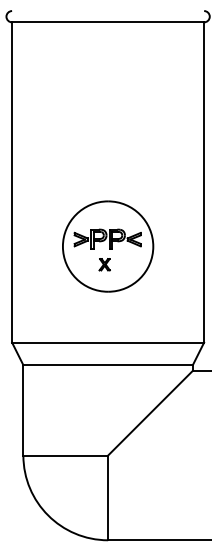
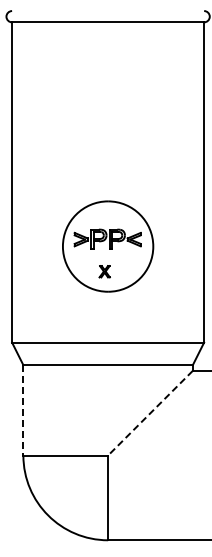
part position: (104, 264) -> (104, 271) (104, 271)
line: solid -> dashed (23, 410)
line: solid -> dashed (150, 413)
